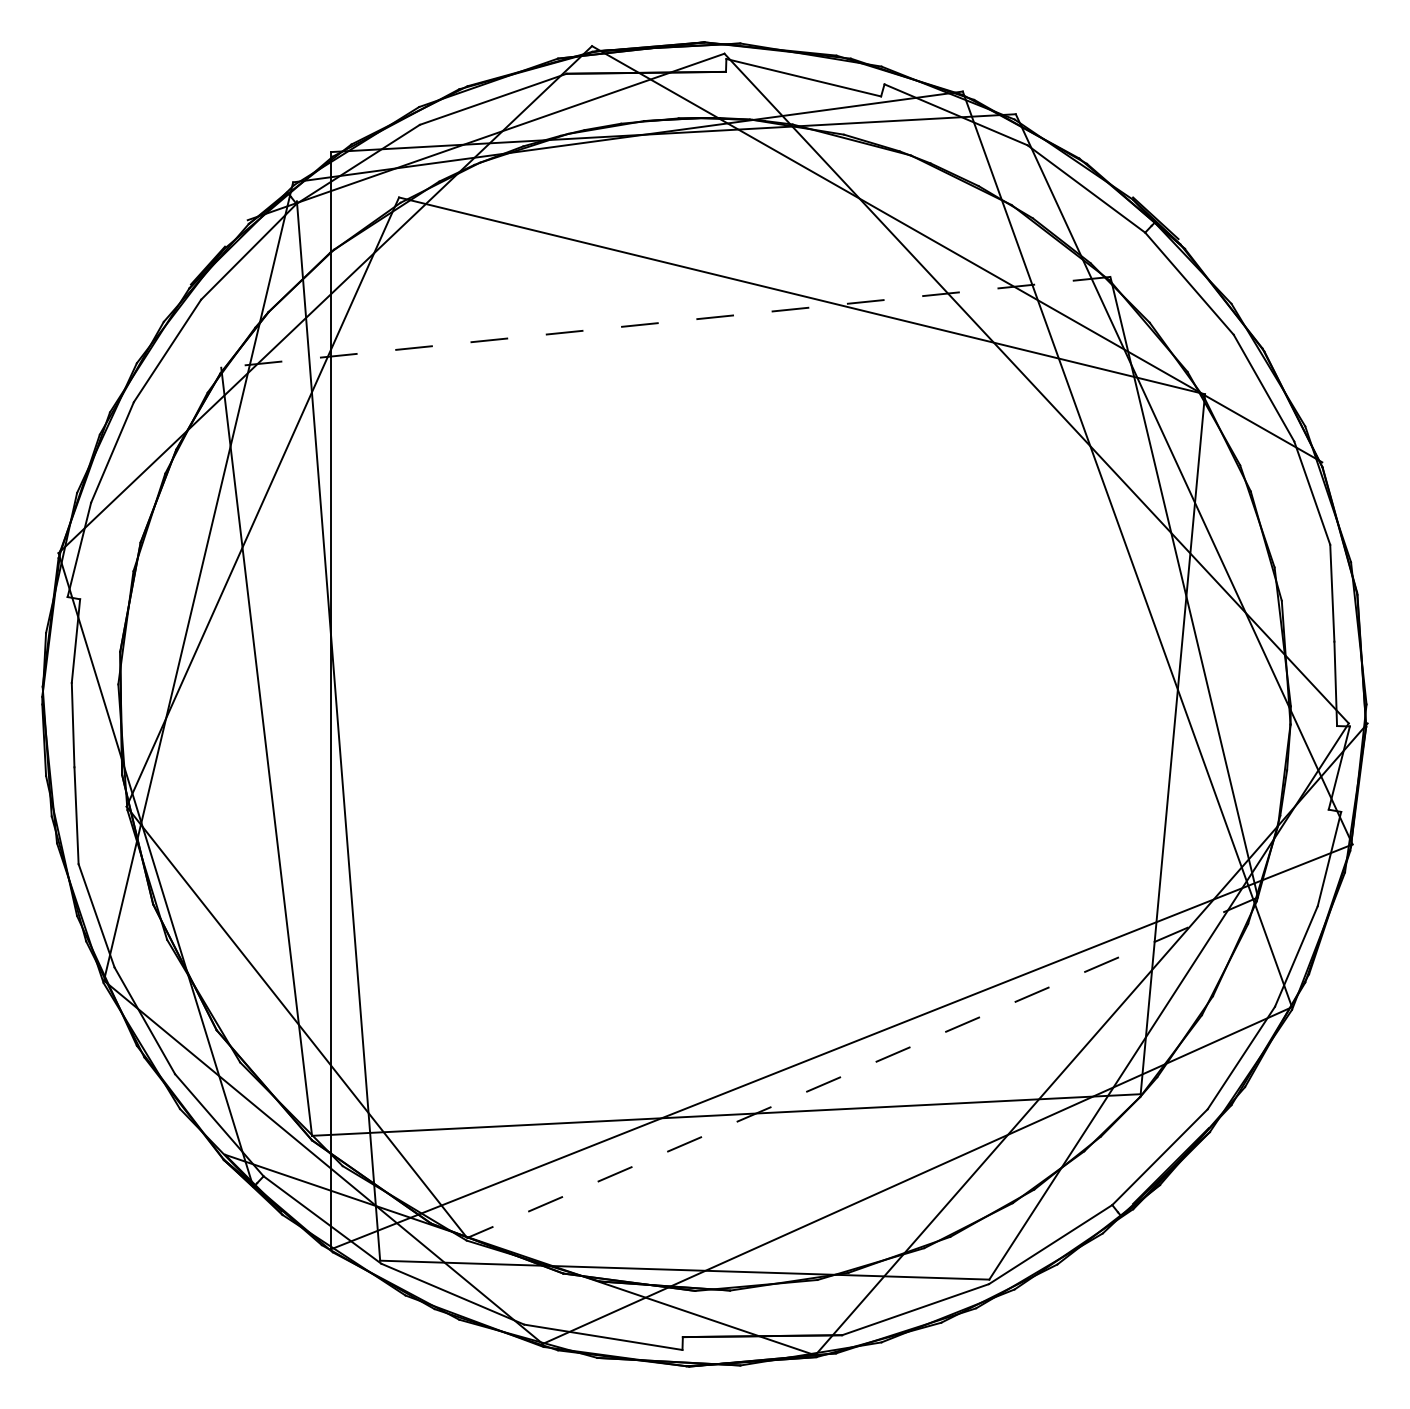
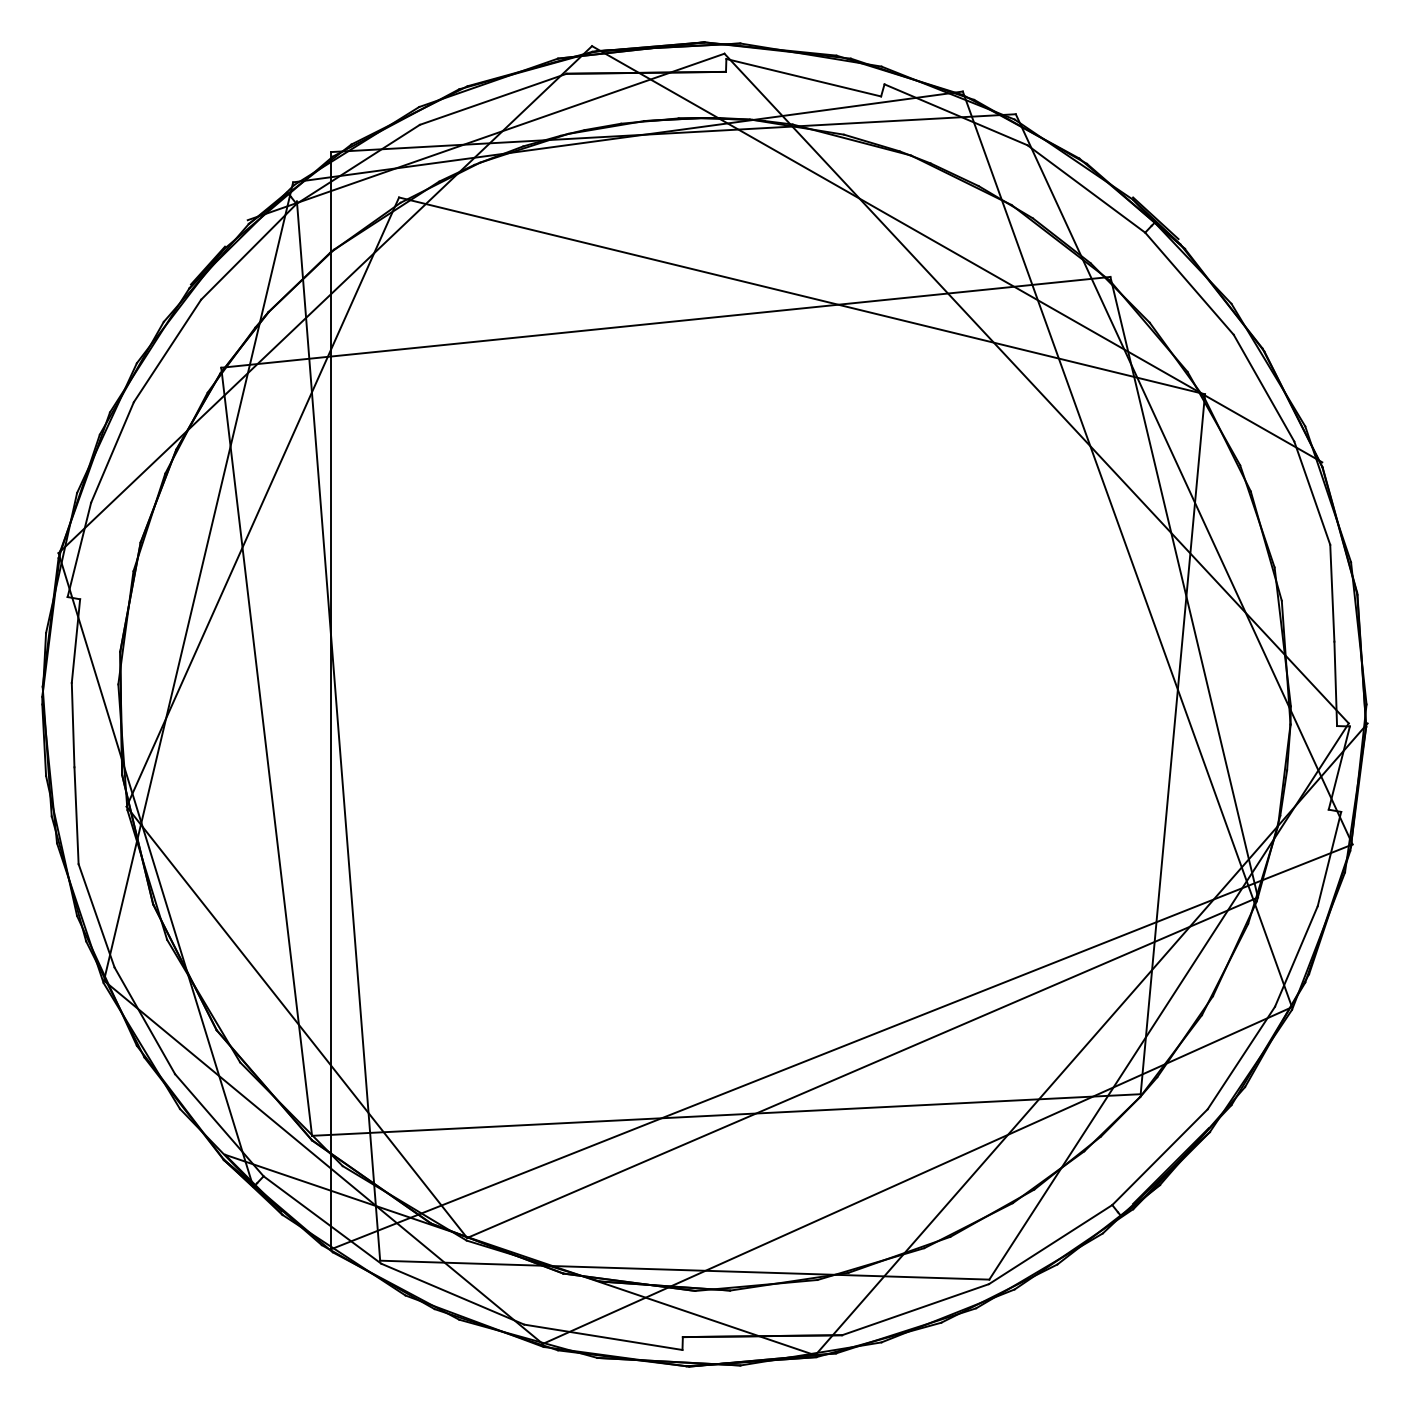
line: dashed -> solid (665, 322)
line: dashed -> solid (862, 1067)
